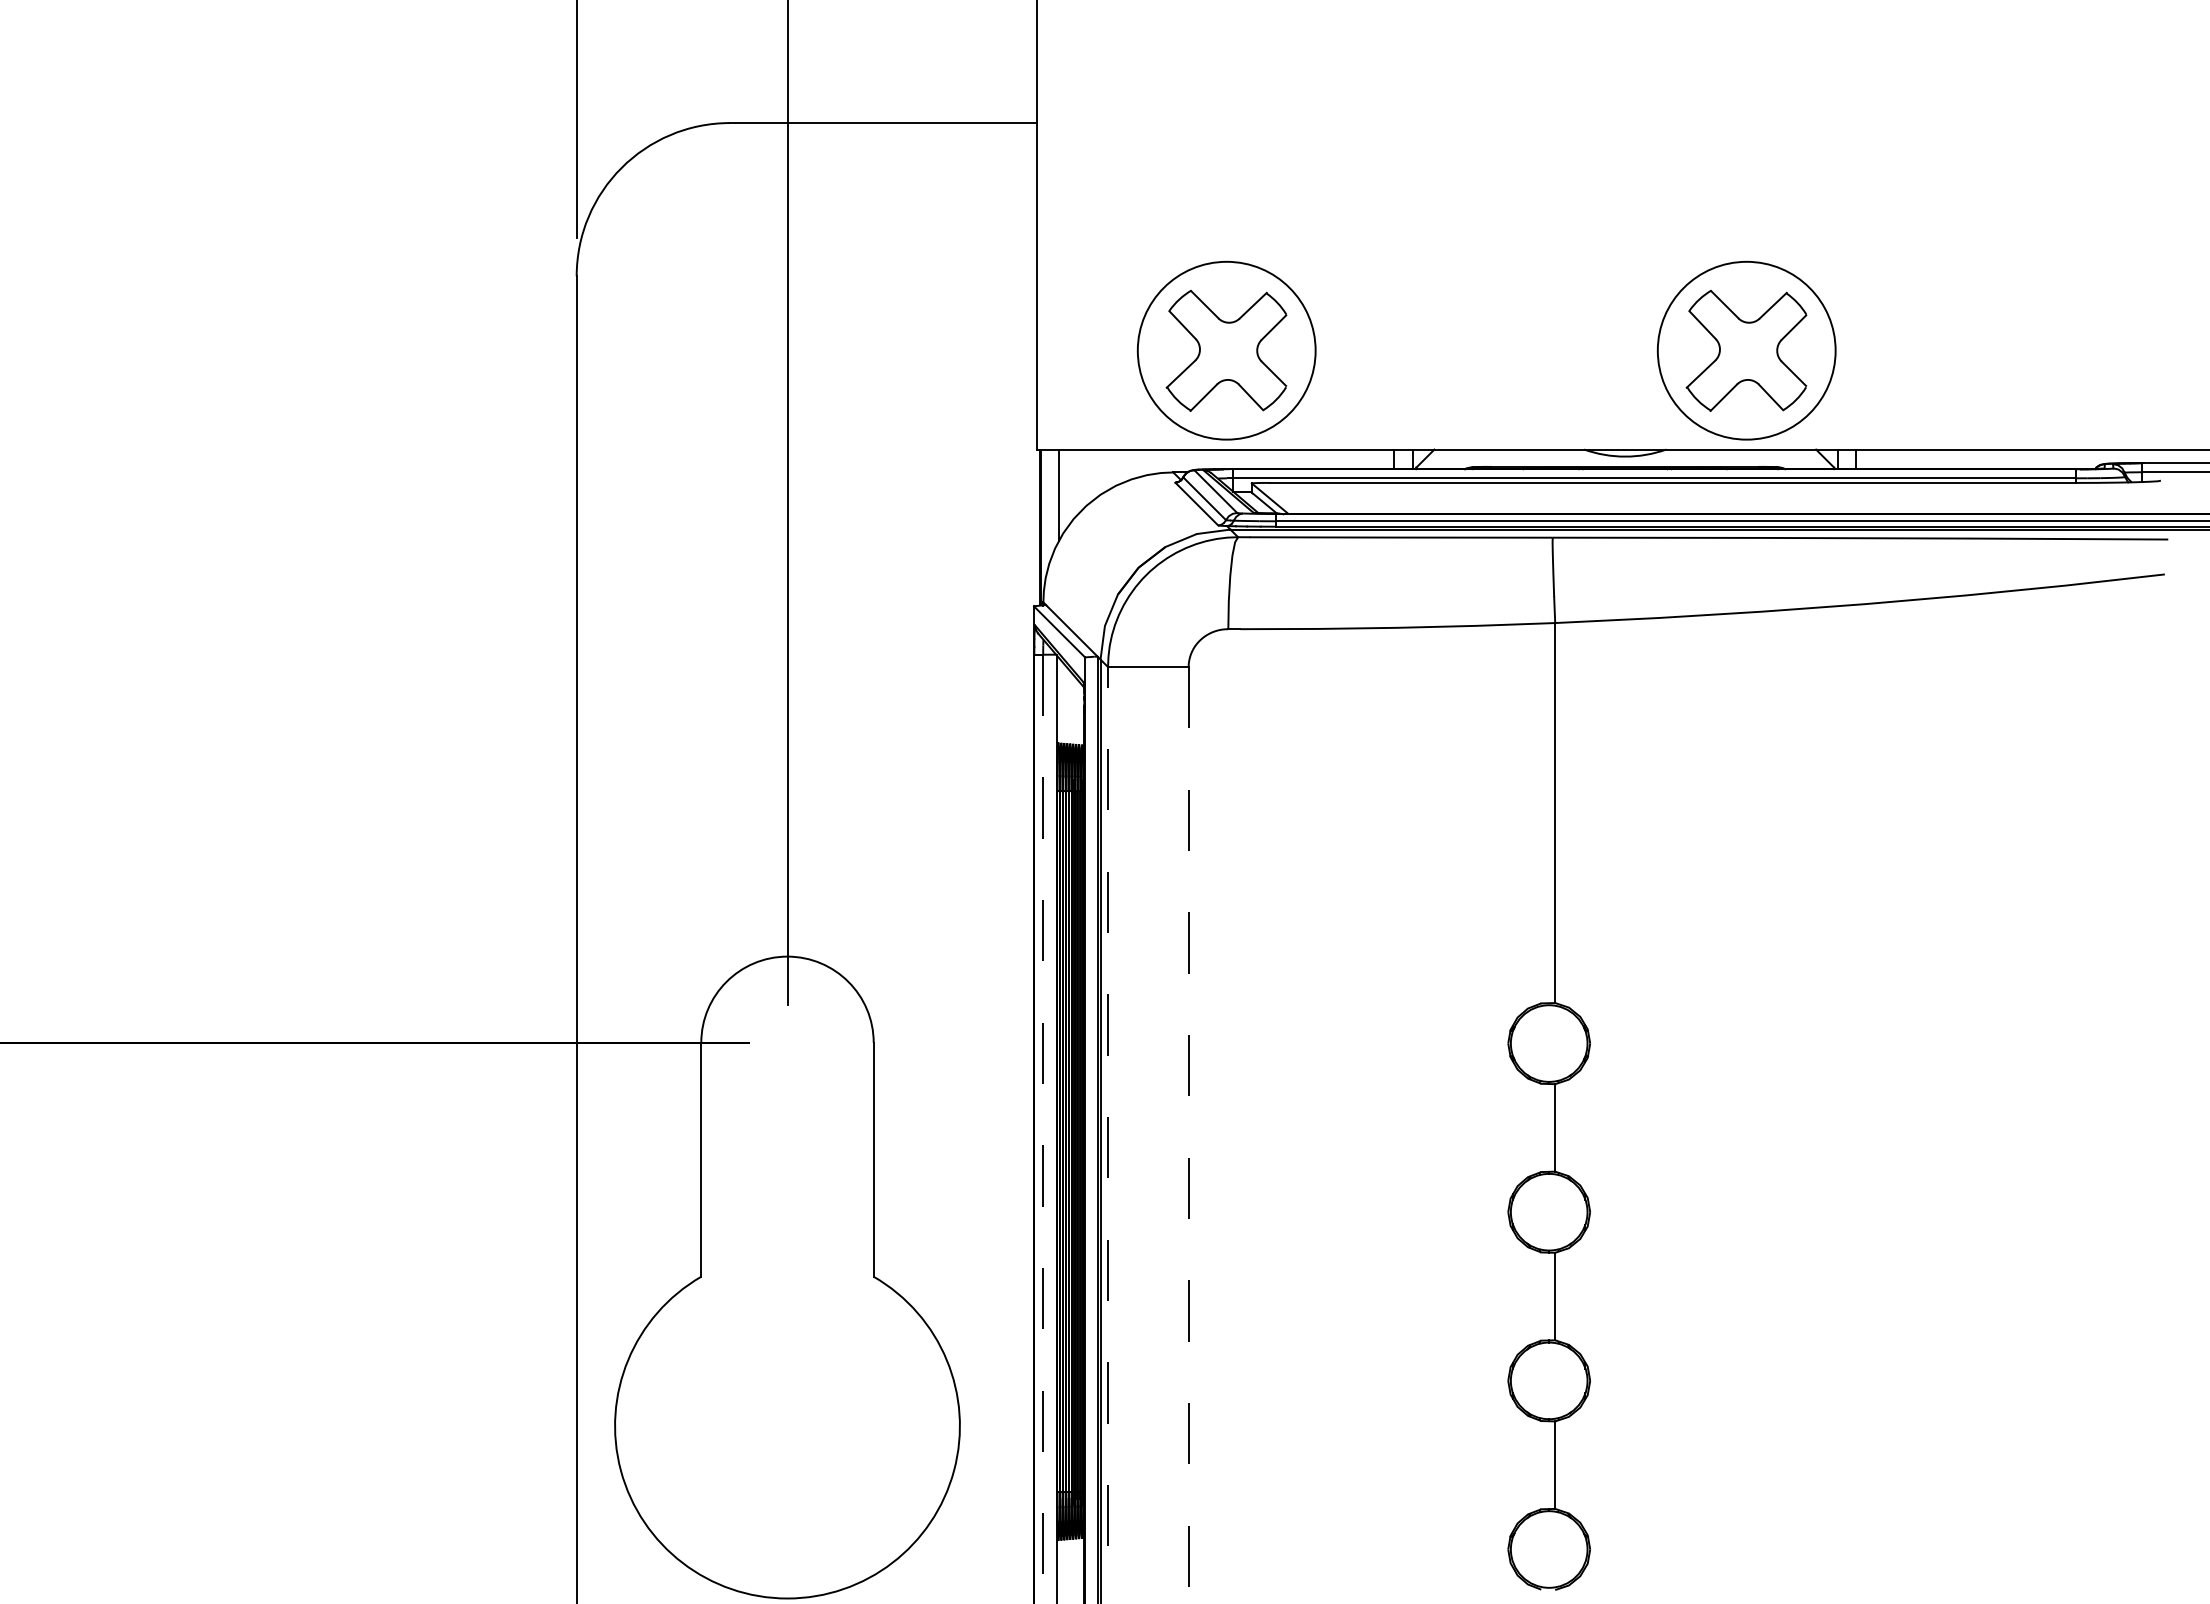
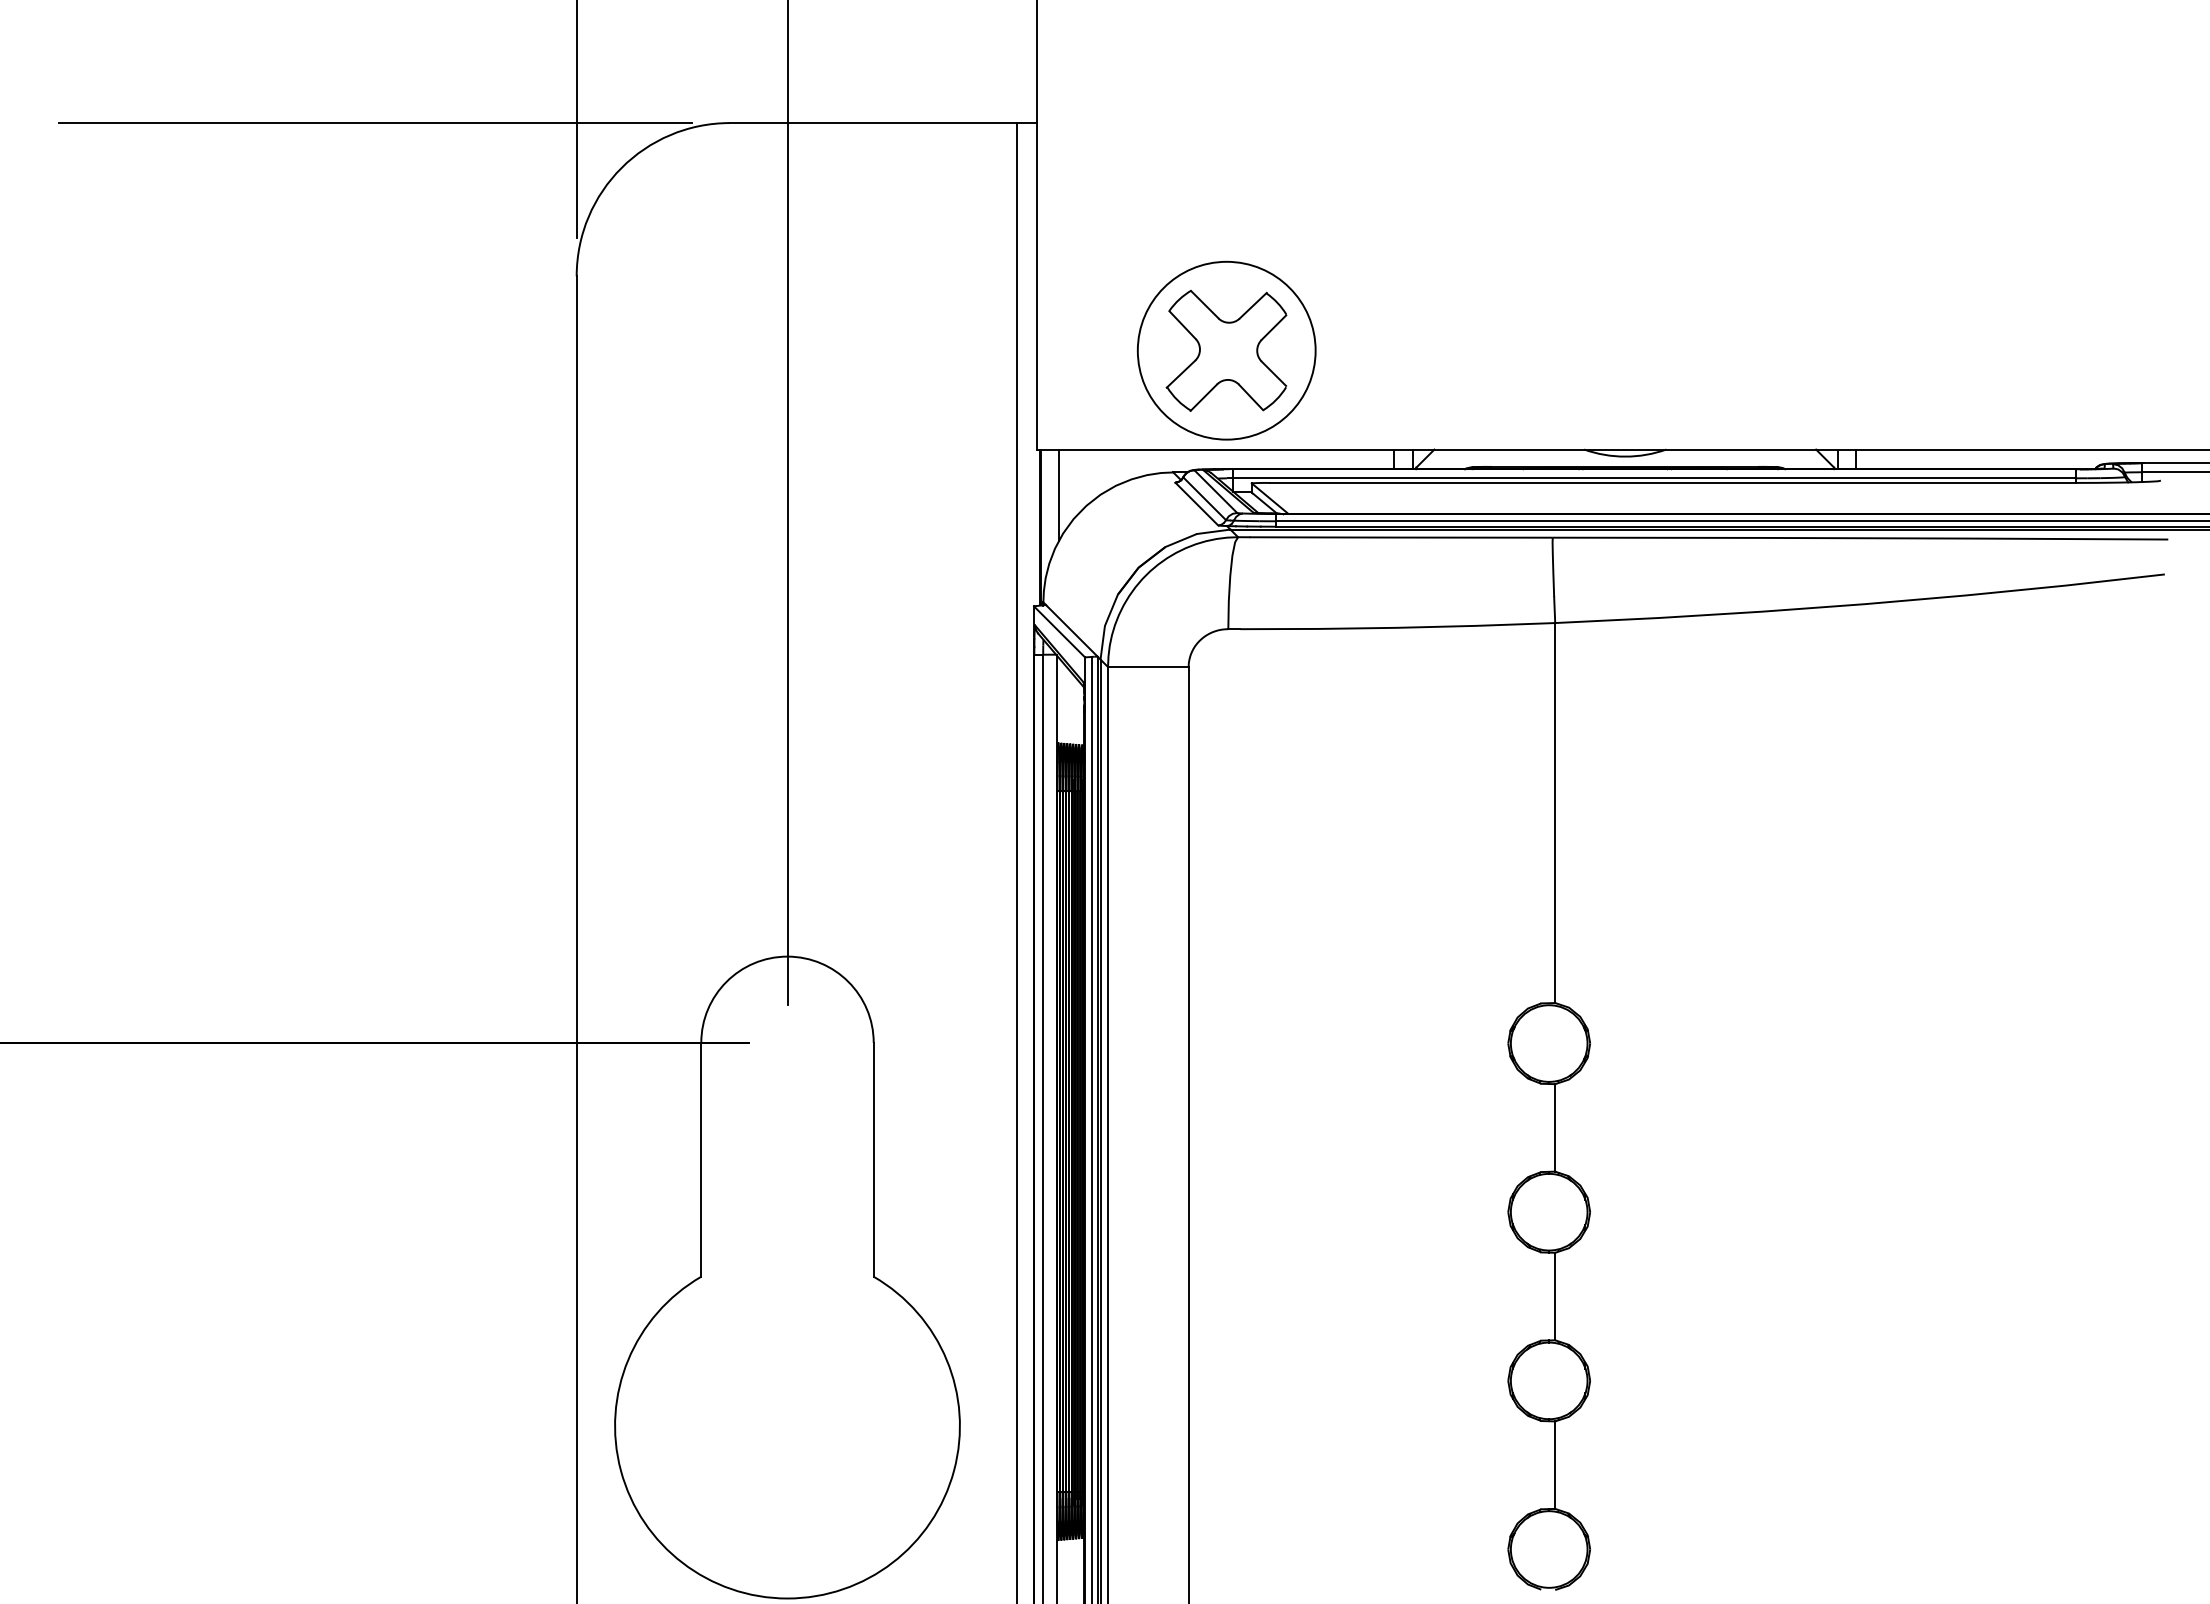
line: none -> present (375, 123)
part: present -> none (1746, 350)
line: none -> present (1017, 861)
line: none -> present (1091, 1128)
line: dashed -> solid (1043, 1129)
line: dashed -> solid (1108, 1135)
line: dashed -> solid (1188, 1135)
